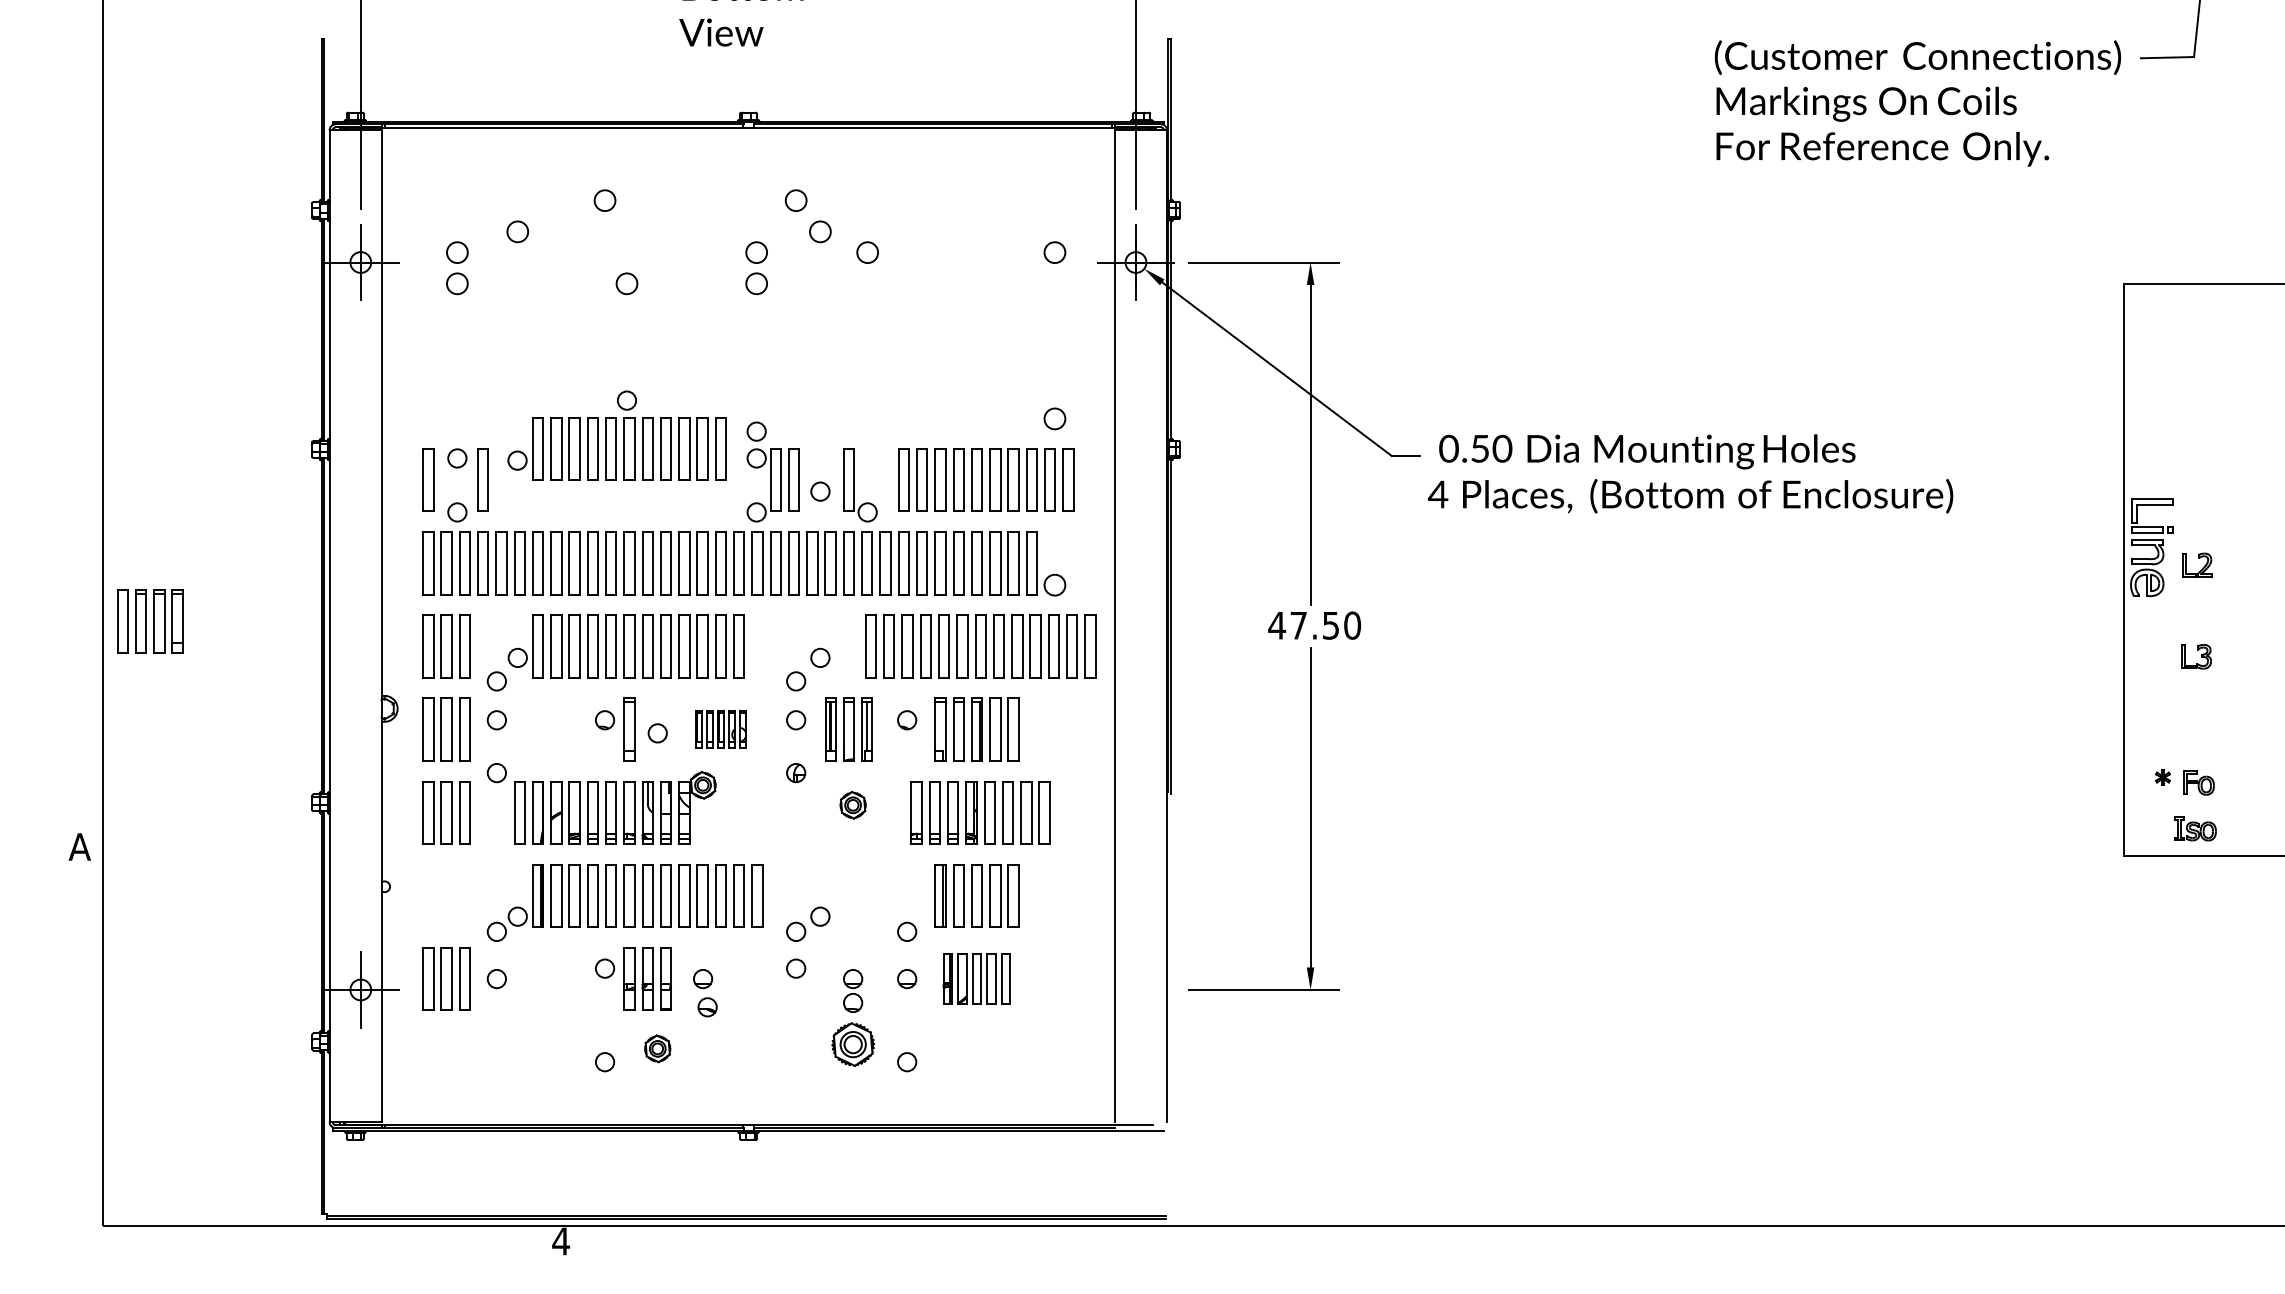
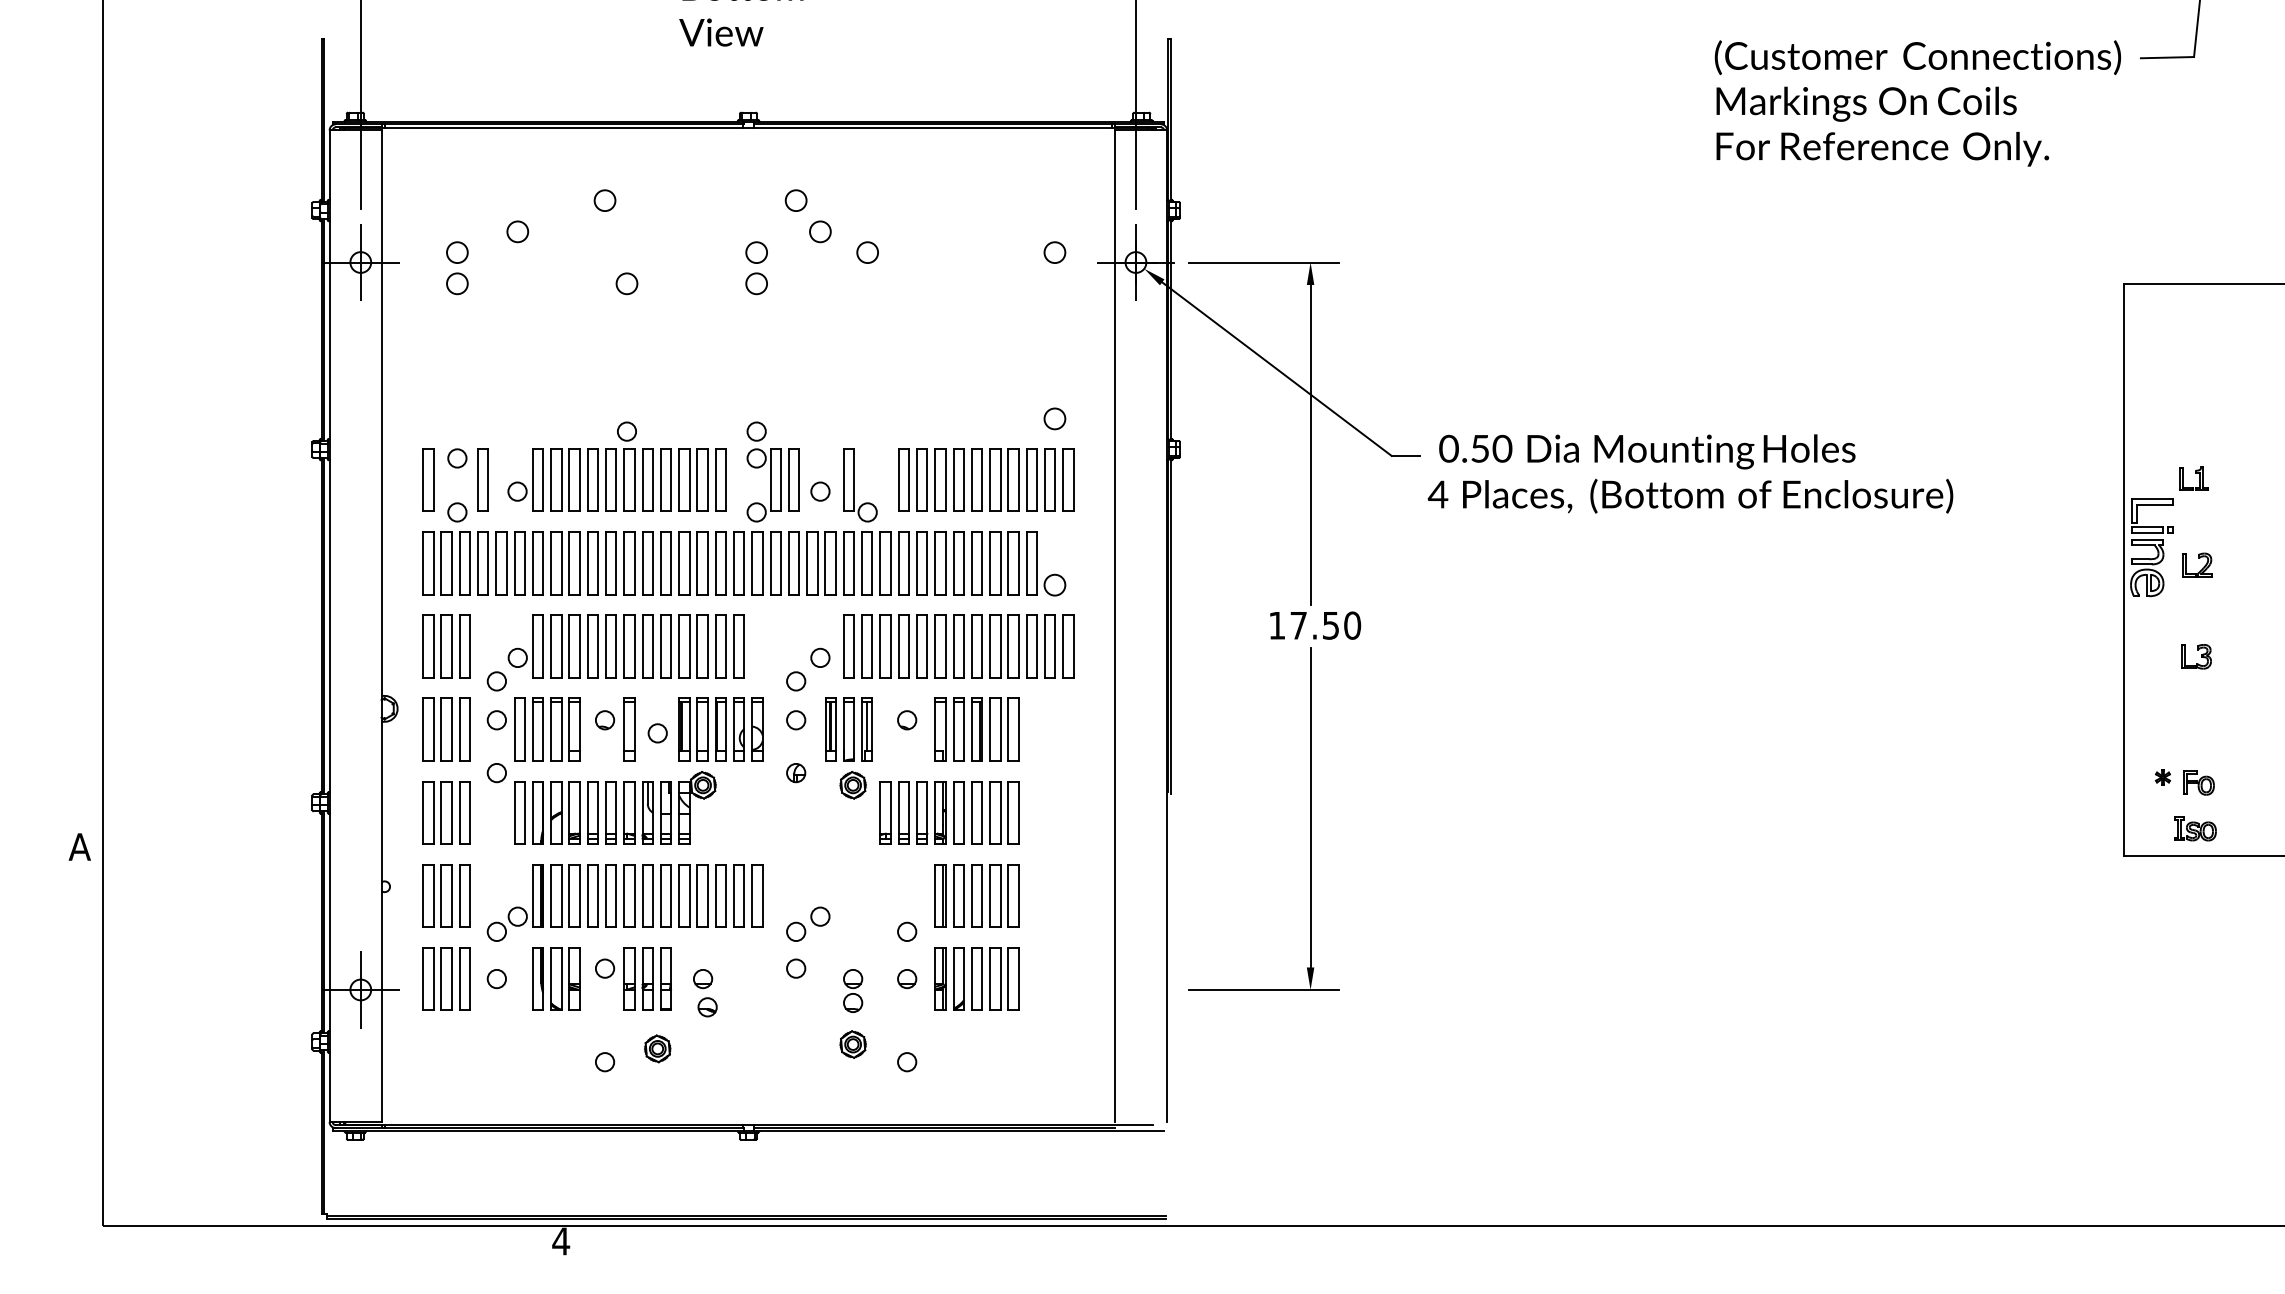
part position: (616, 435) -> (616, 466) (616, 466)
part: none -> present (2193, 478)
part position: (150, 621) -> (547, 729) (547, 729)
text: 47.50 -> 17.50 (1277, 625)
part position: (980, 646) -> (958, 646) (958, 646)
part size: 52x39 px -> 86x65 px (720, 729)
part position: (852, 805) -> (852, 785) (852, 785)
part position: (980, 812) -> (949, 812) (949, 812)
part: none -> present (446, 895)
part: none -> present (556, 978)
part size: 69x52 px -> 86x64 px (976, 978)
part size: 44x45 px -> 28x29 px (852, 1044)
